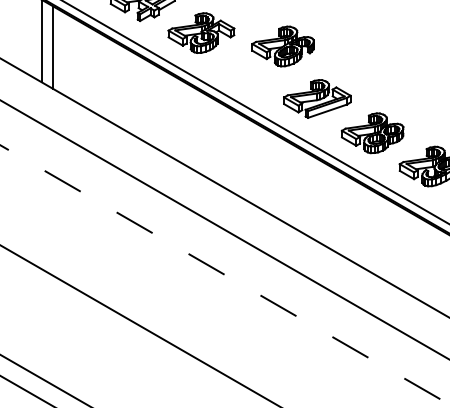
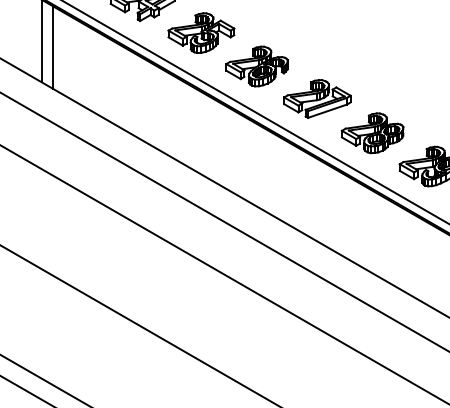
part position: (282, 46) -> (256, 66) (256, 66)
line position: (224, 229) -> (224, 221) (224, 221)
line: dashed -> solid (224, 274)
